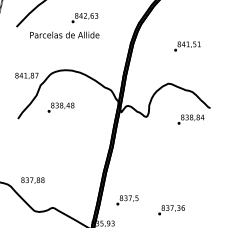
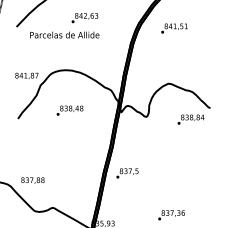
text position: (187, 46) -> (174, 28) (174, 28)
text position: (60, 107) -> (69, 110) (69, 110)
text position: (127, 200) -> (127, 173) (127, 173)
text position: (171, 210) -> (171, 215) (171, 215)
